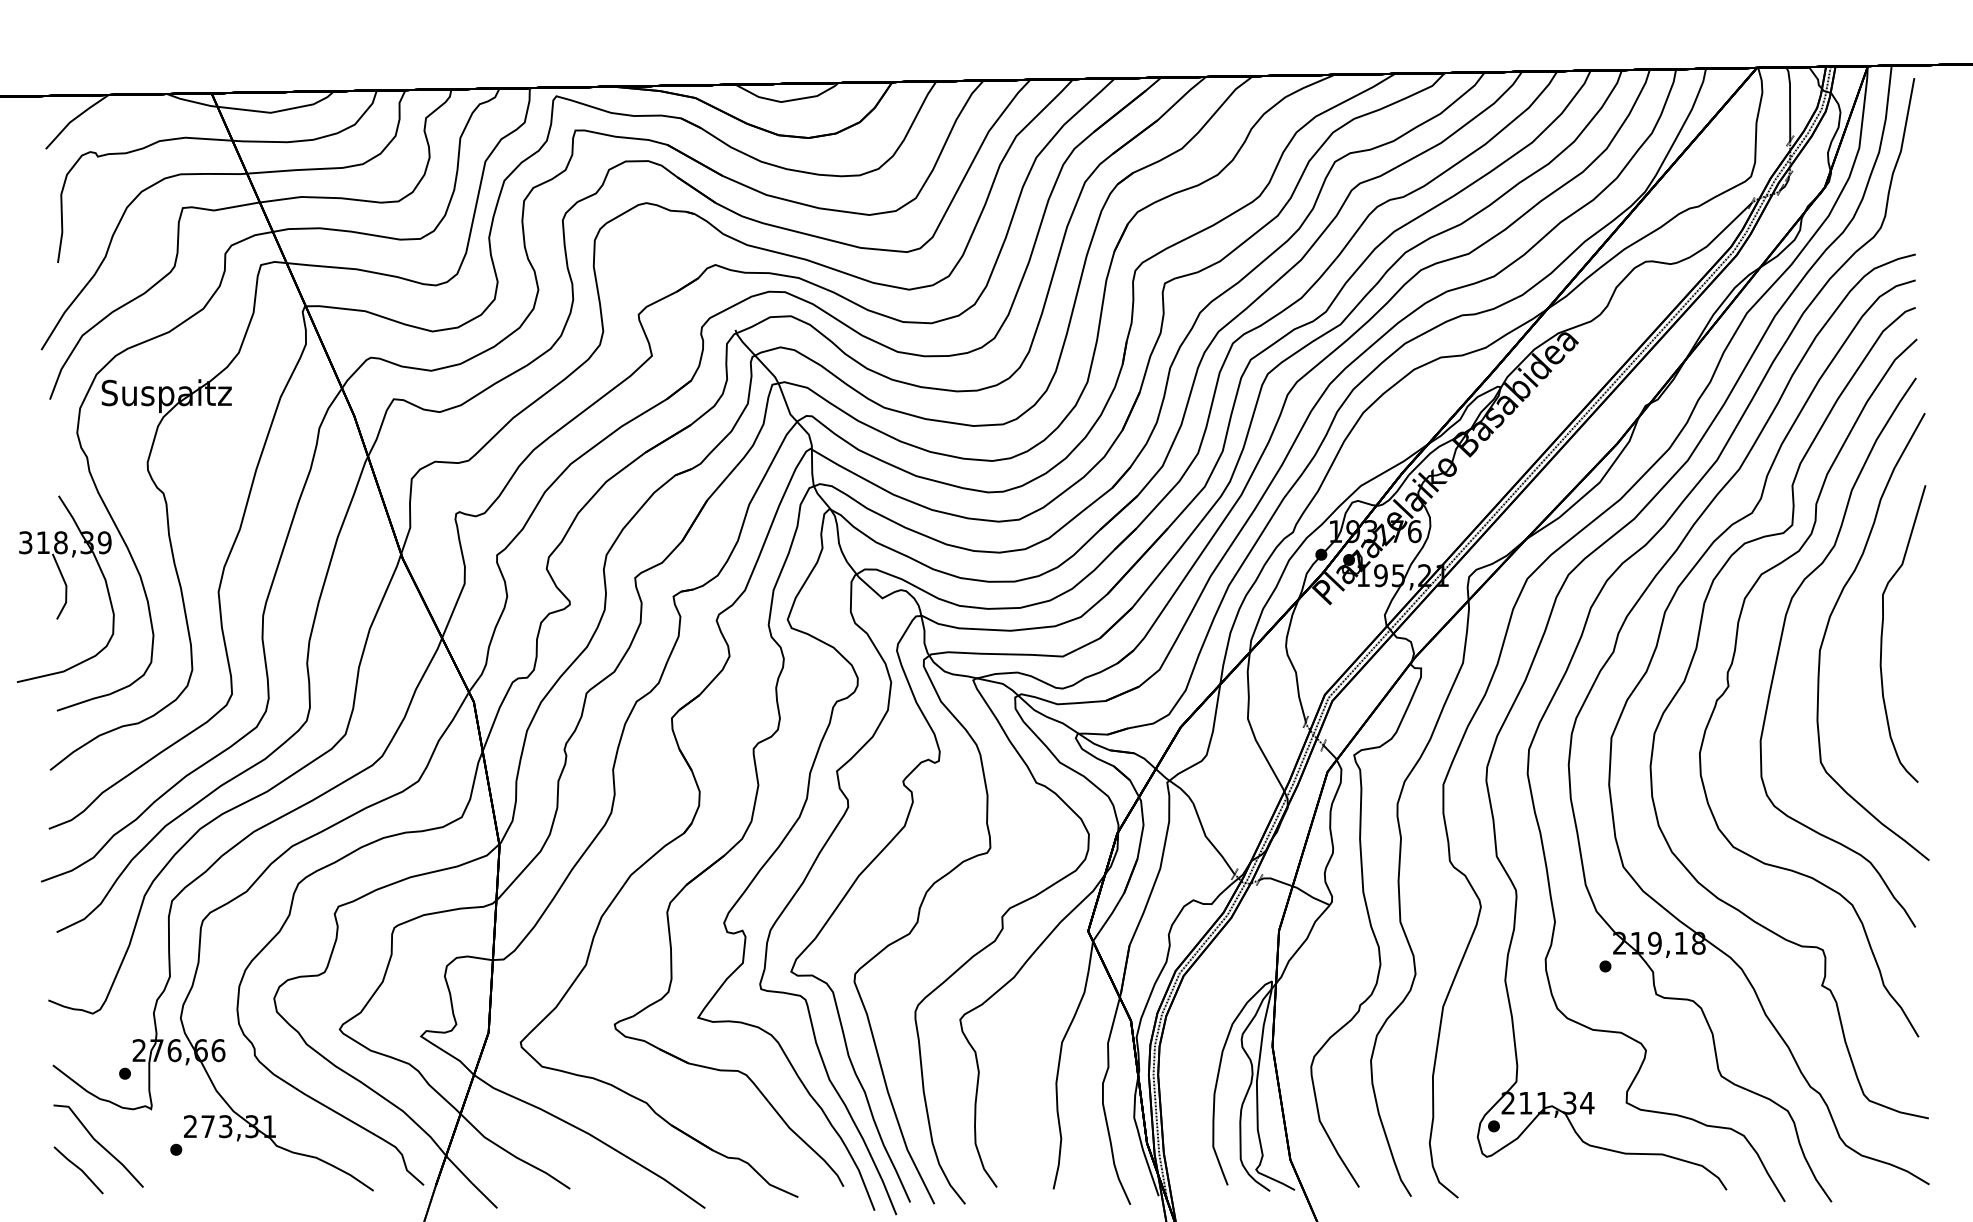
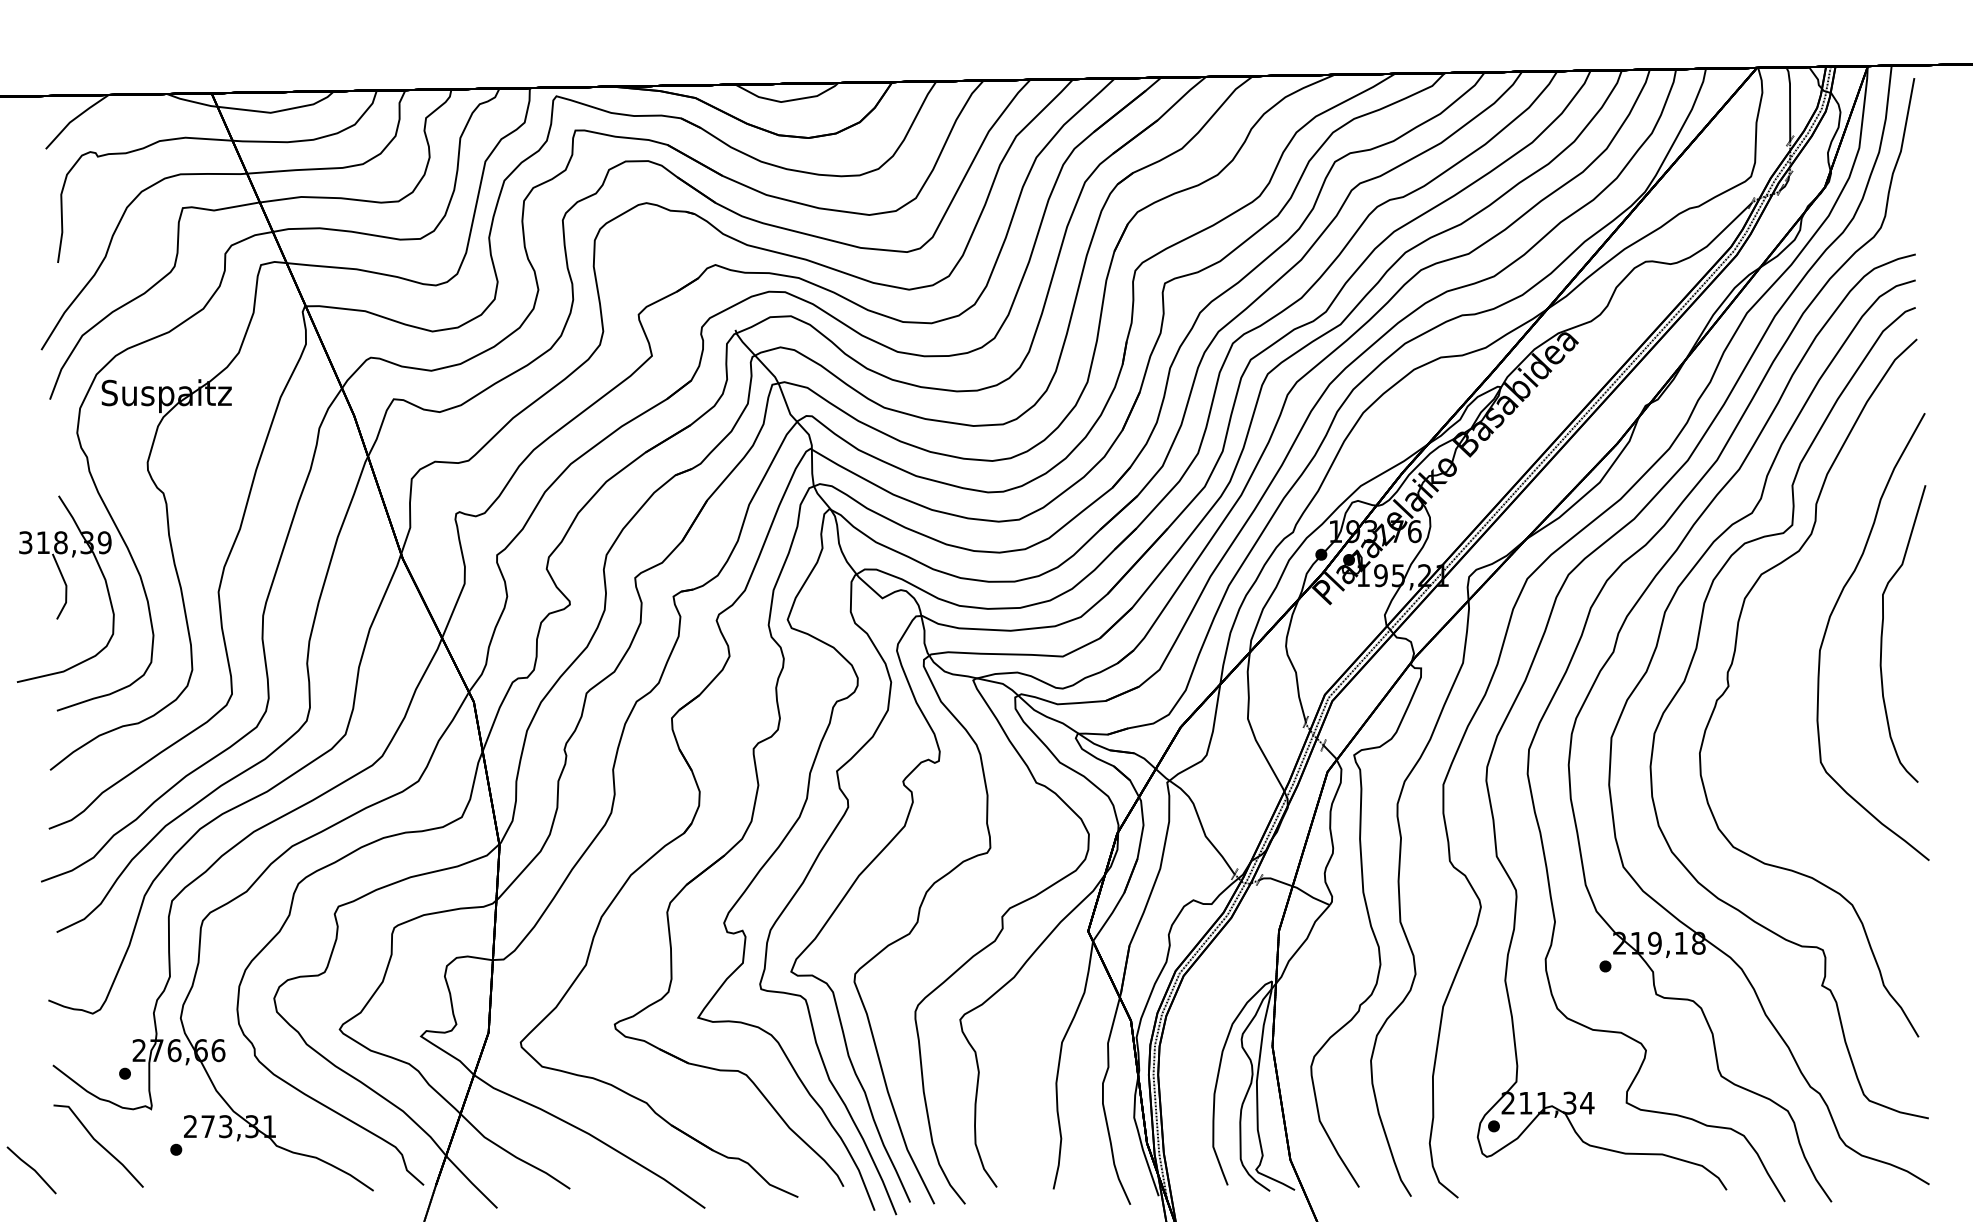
part: present -> none (1781, 642)
line position: (78, 1169) -> (31, 1169) (31, 1169)
